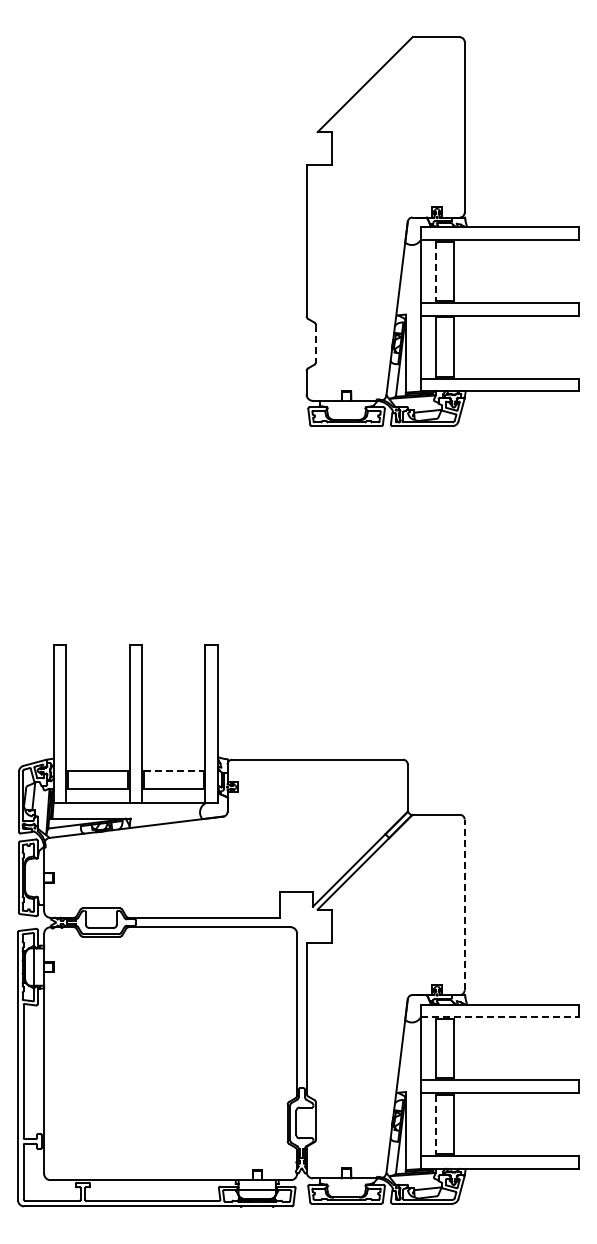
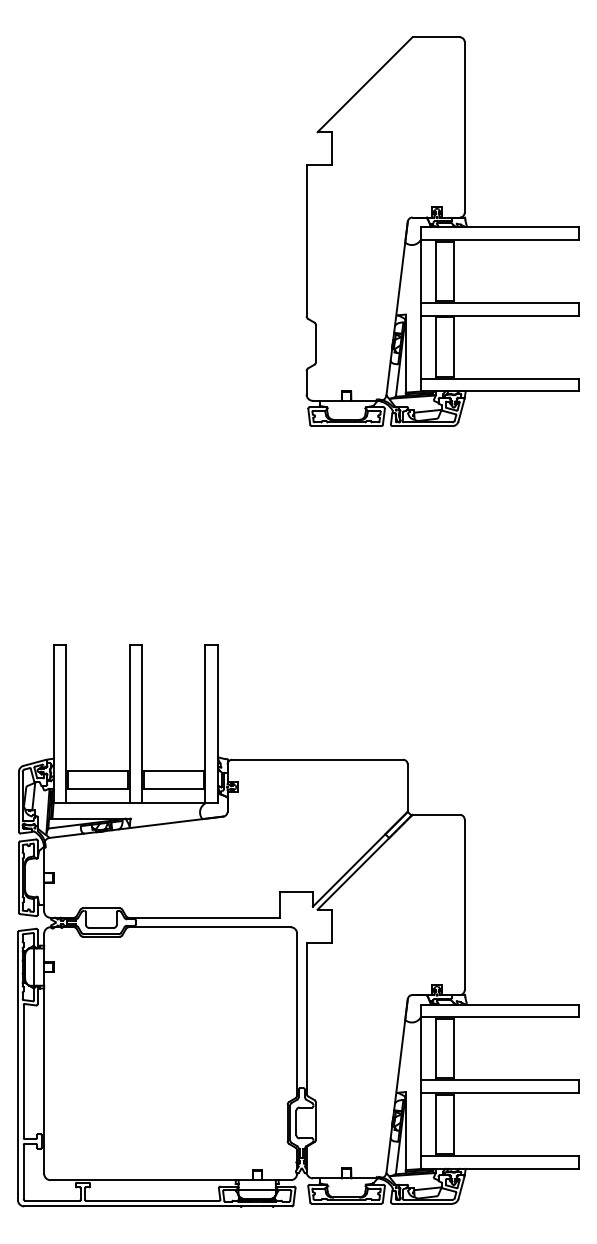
line: dashed -> solid (435, 271)
line: dashed -> solid (316, 344)
line: dashed -> solid (173, 770)
line: dashed -> solid (464, 904)
line: dashed -> solid (500, 1017)
line: dashed -> solid (435, 1124)
